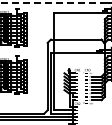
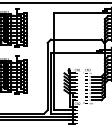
line: dashed -> solid (51, 2)
